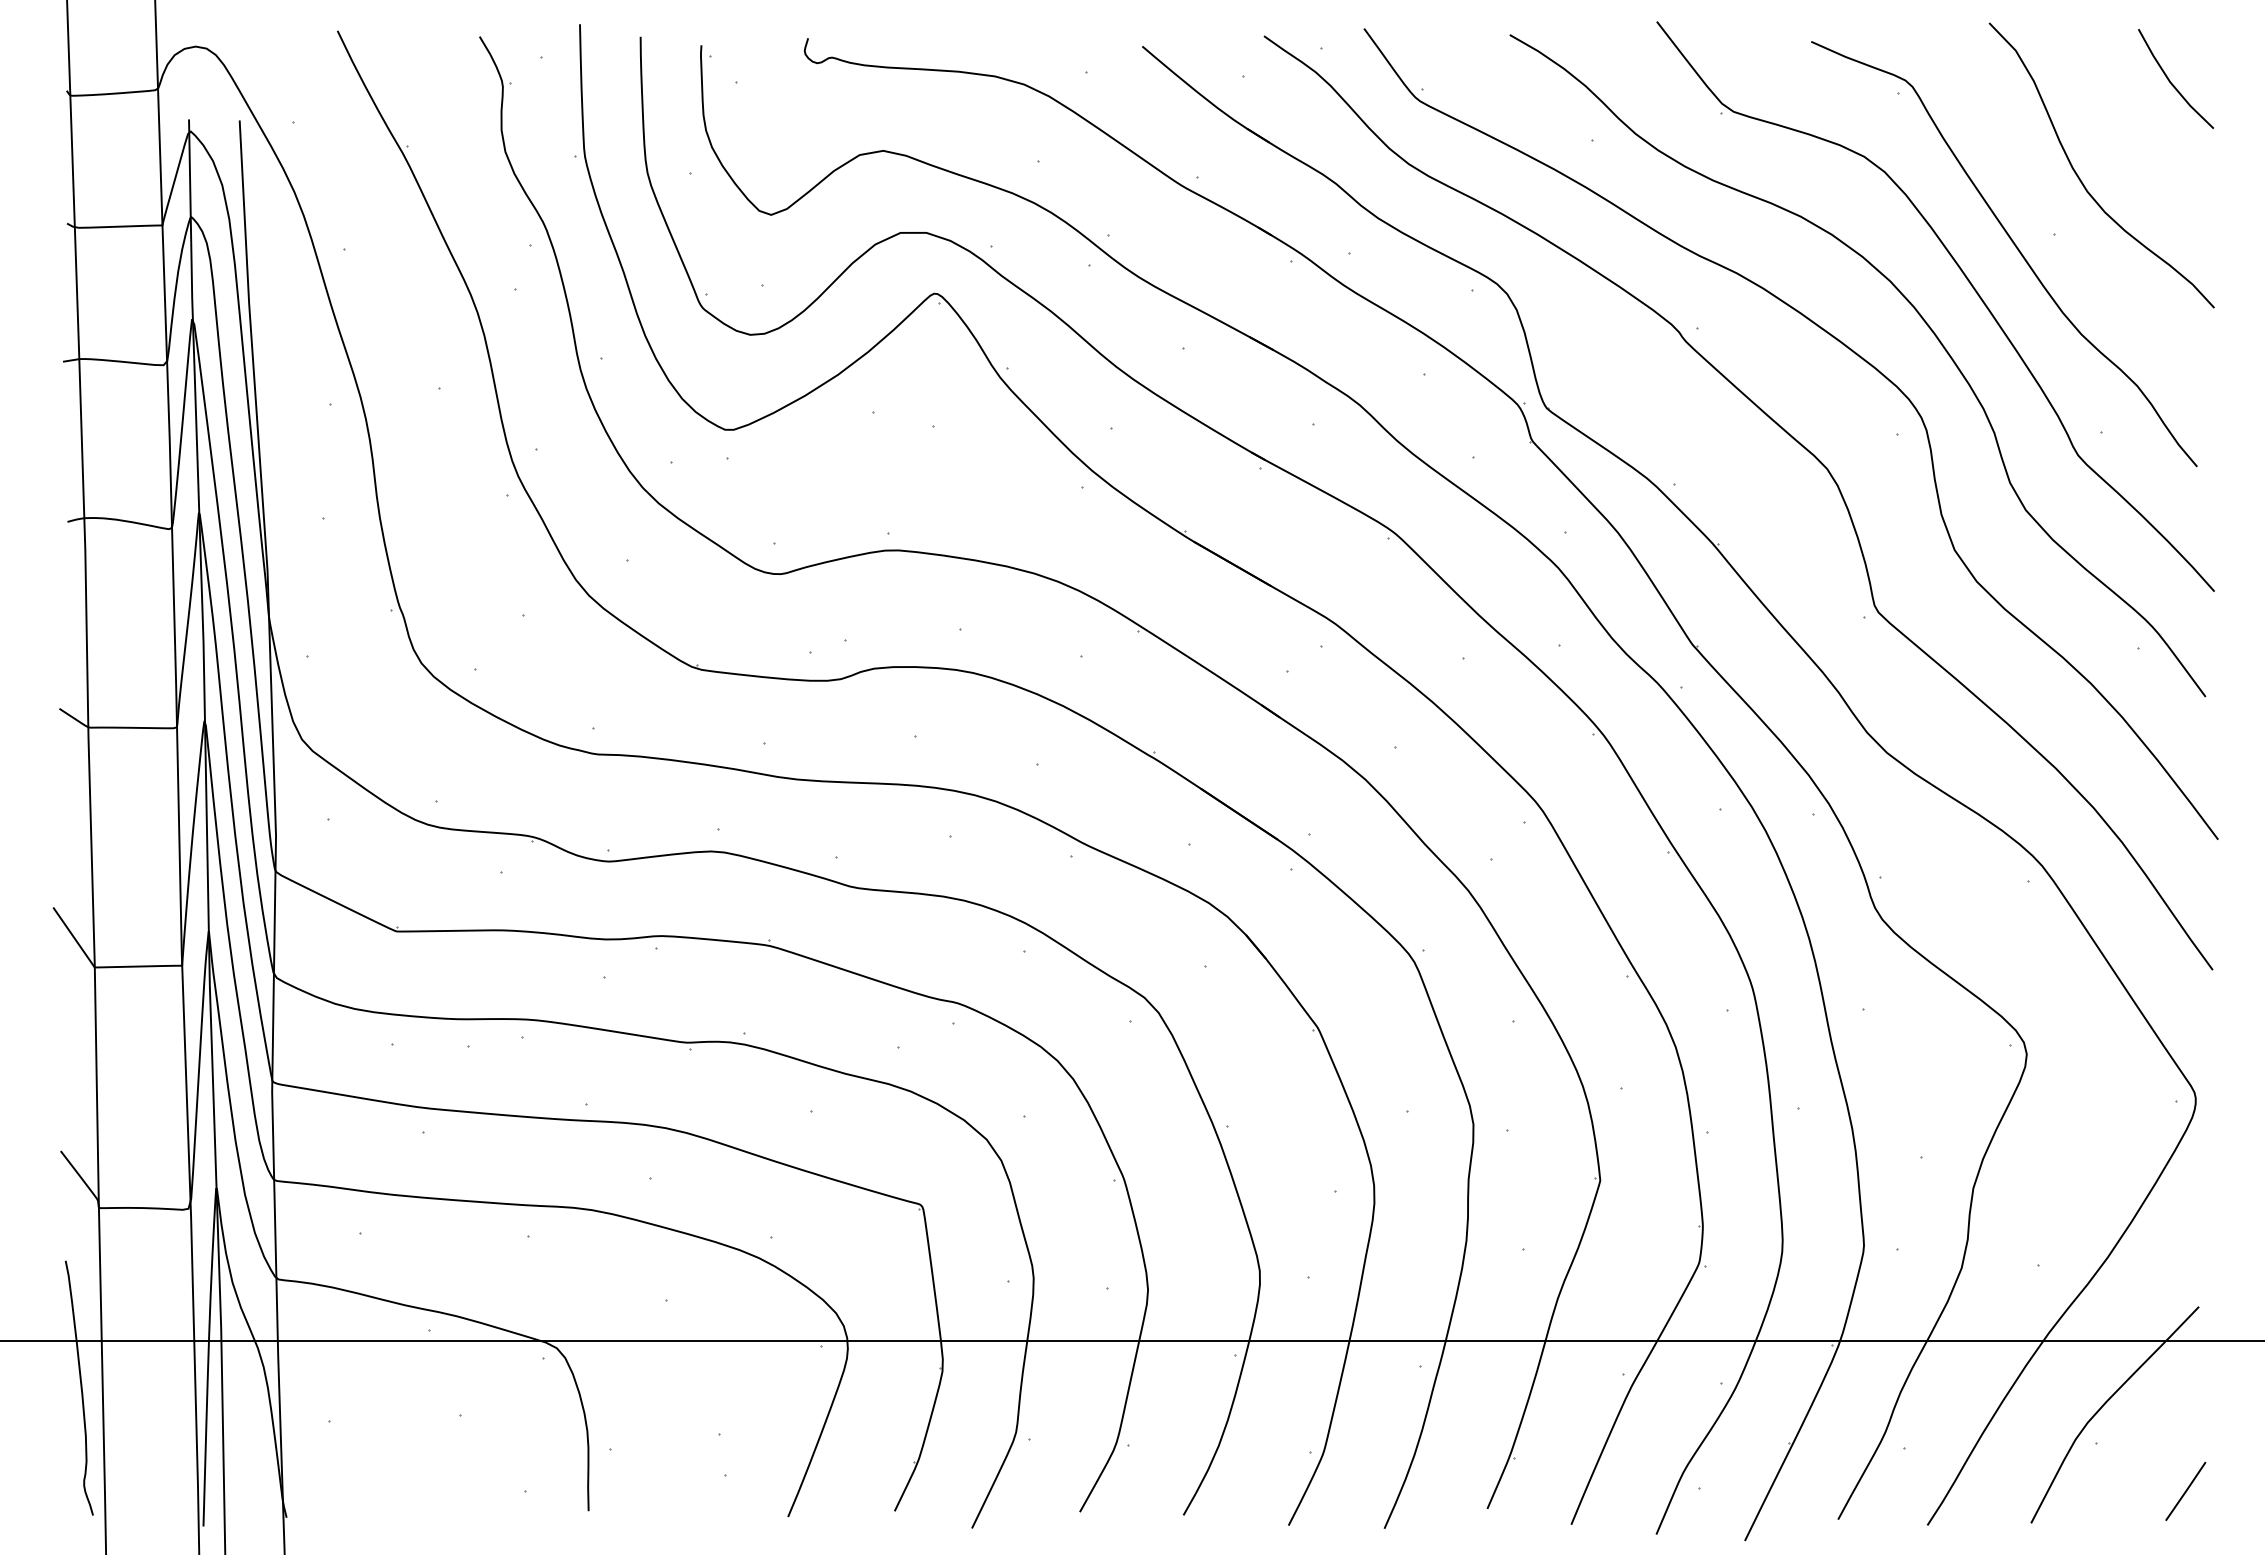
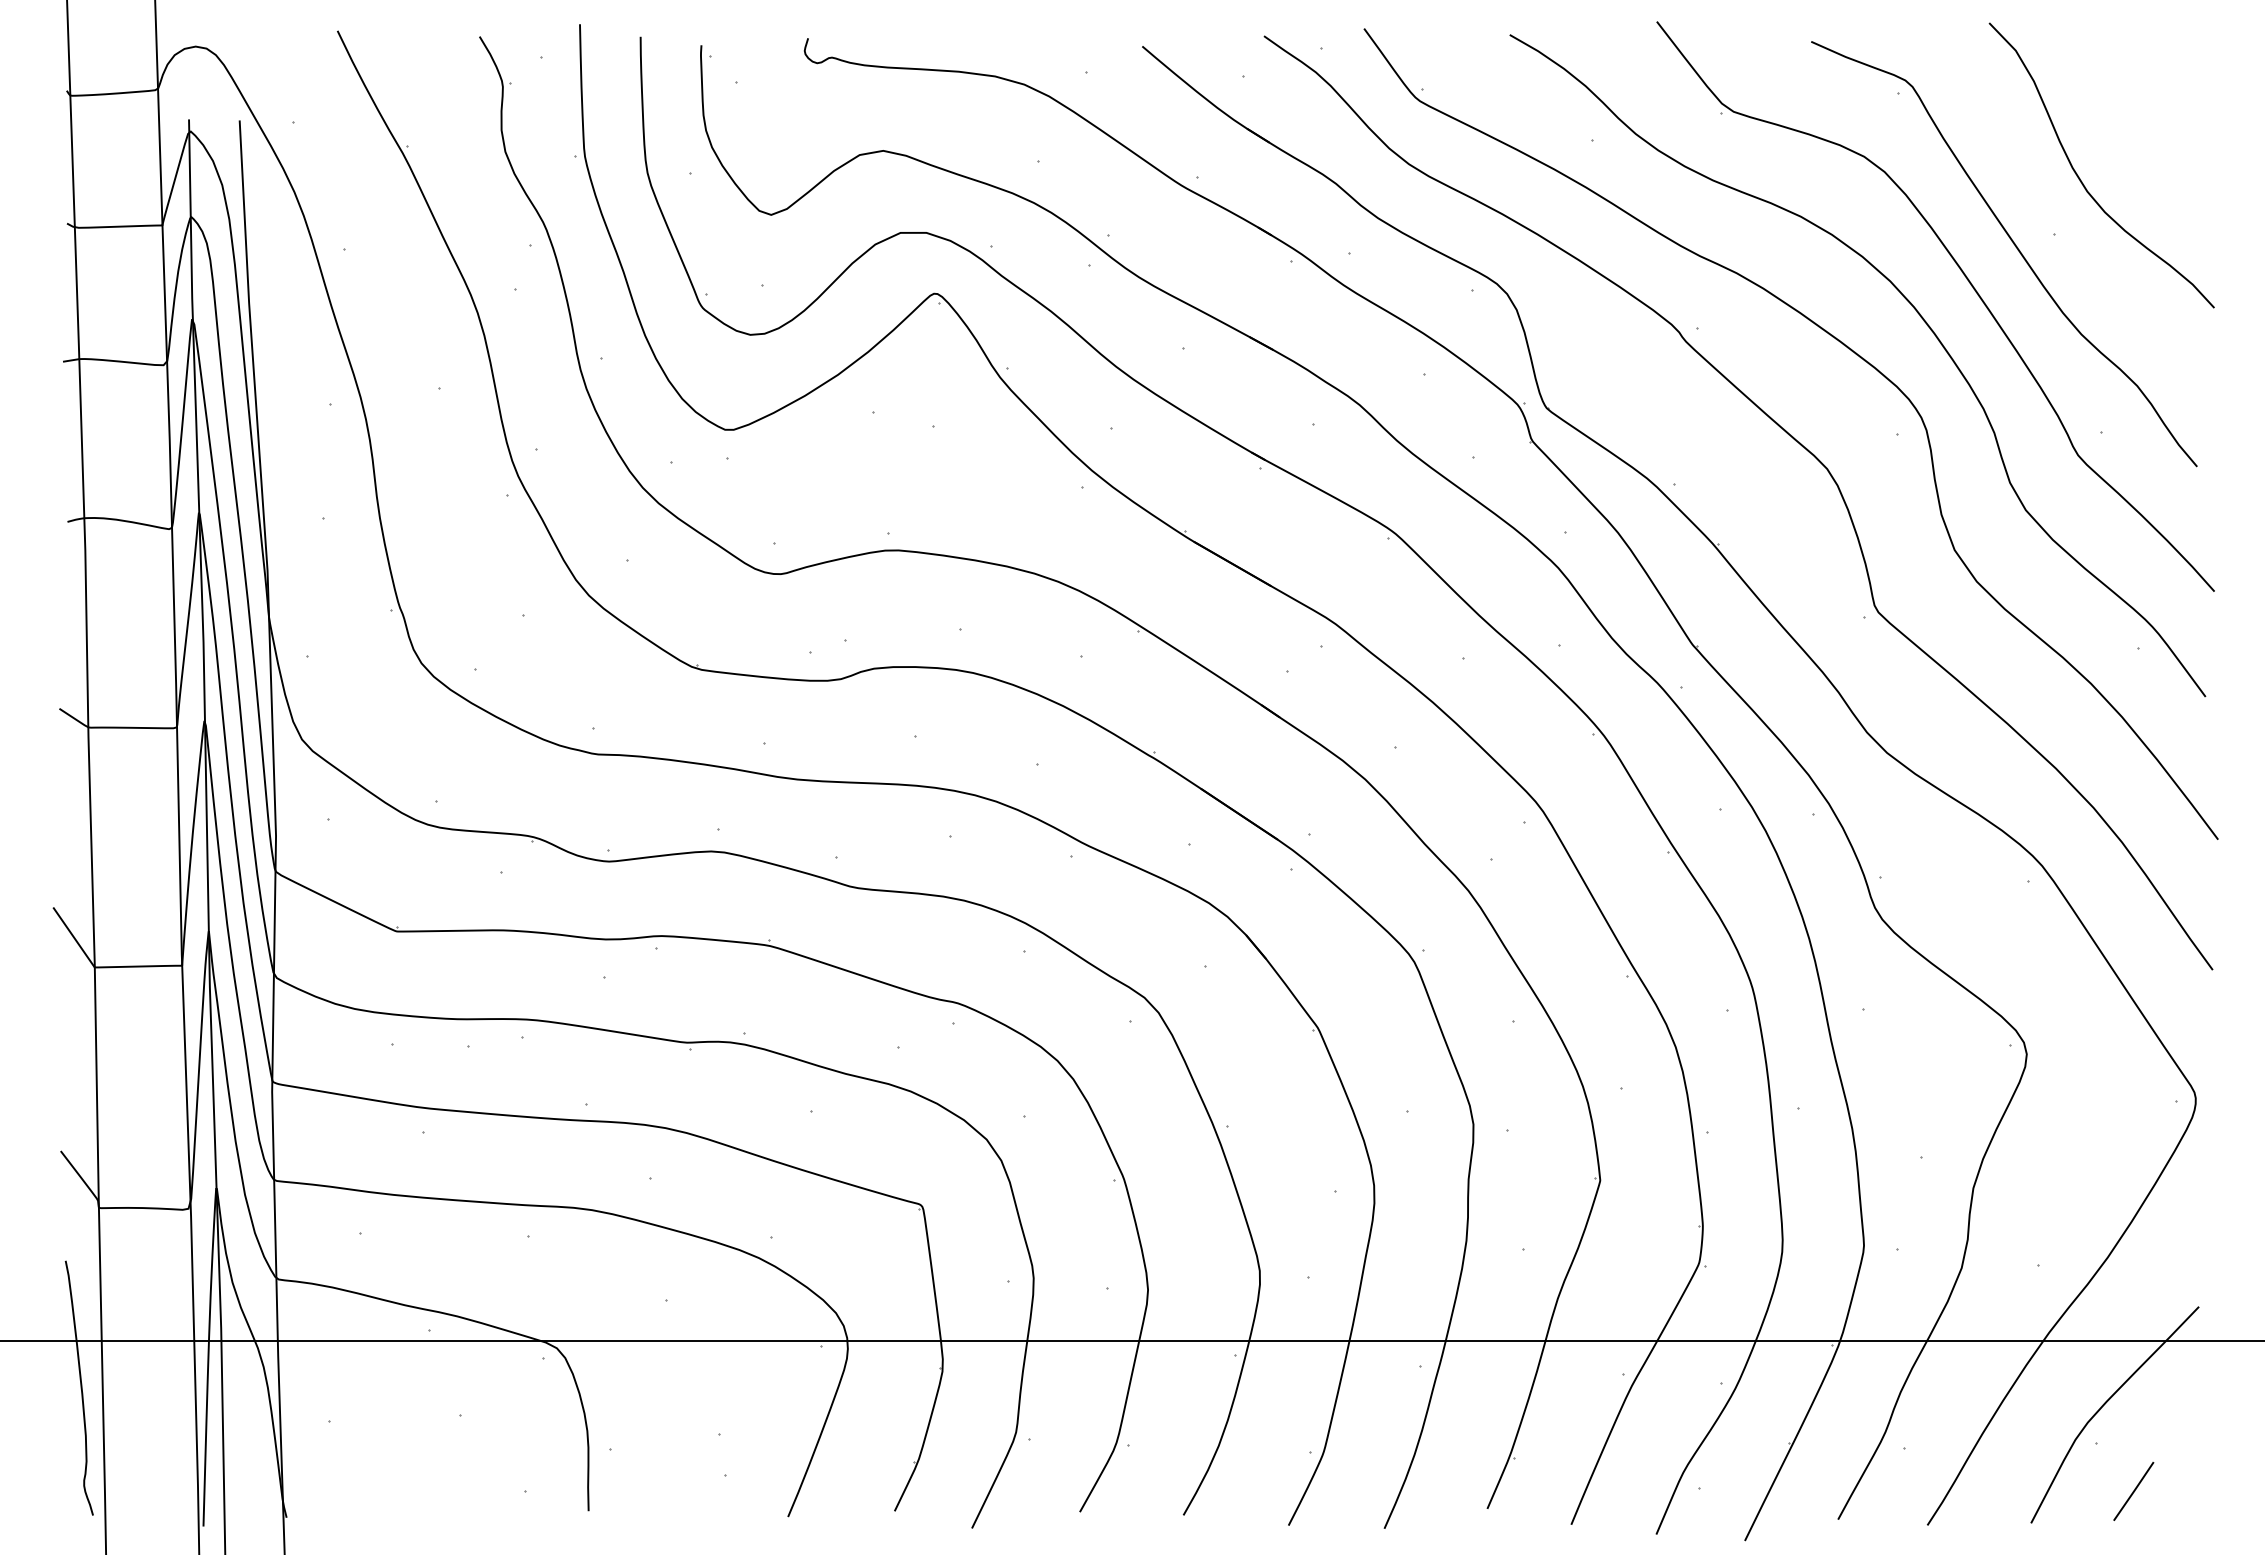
line: present -> none (2170, 80)
line position: (2185, 1491) -> (2133, 1491) (2133, 1491)
